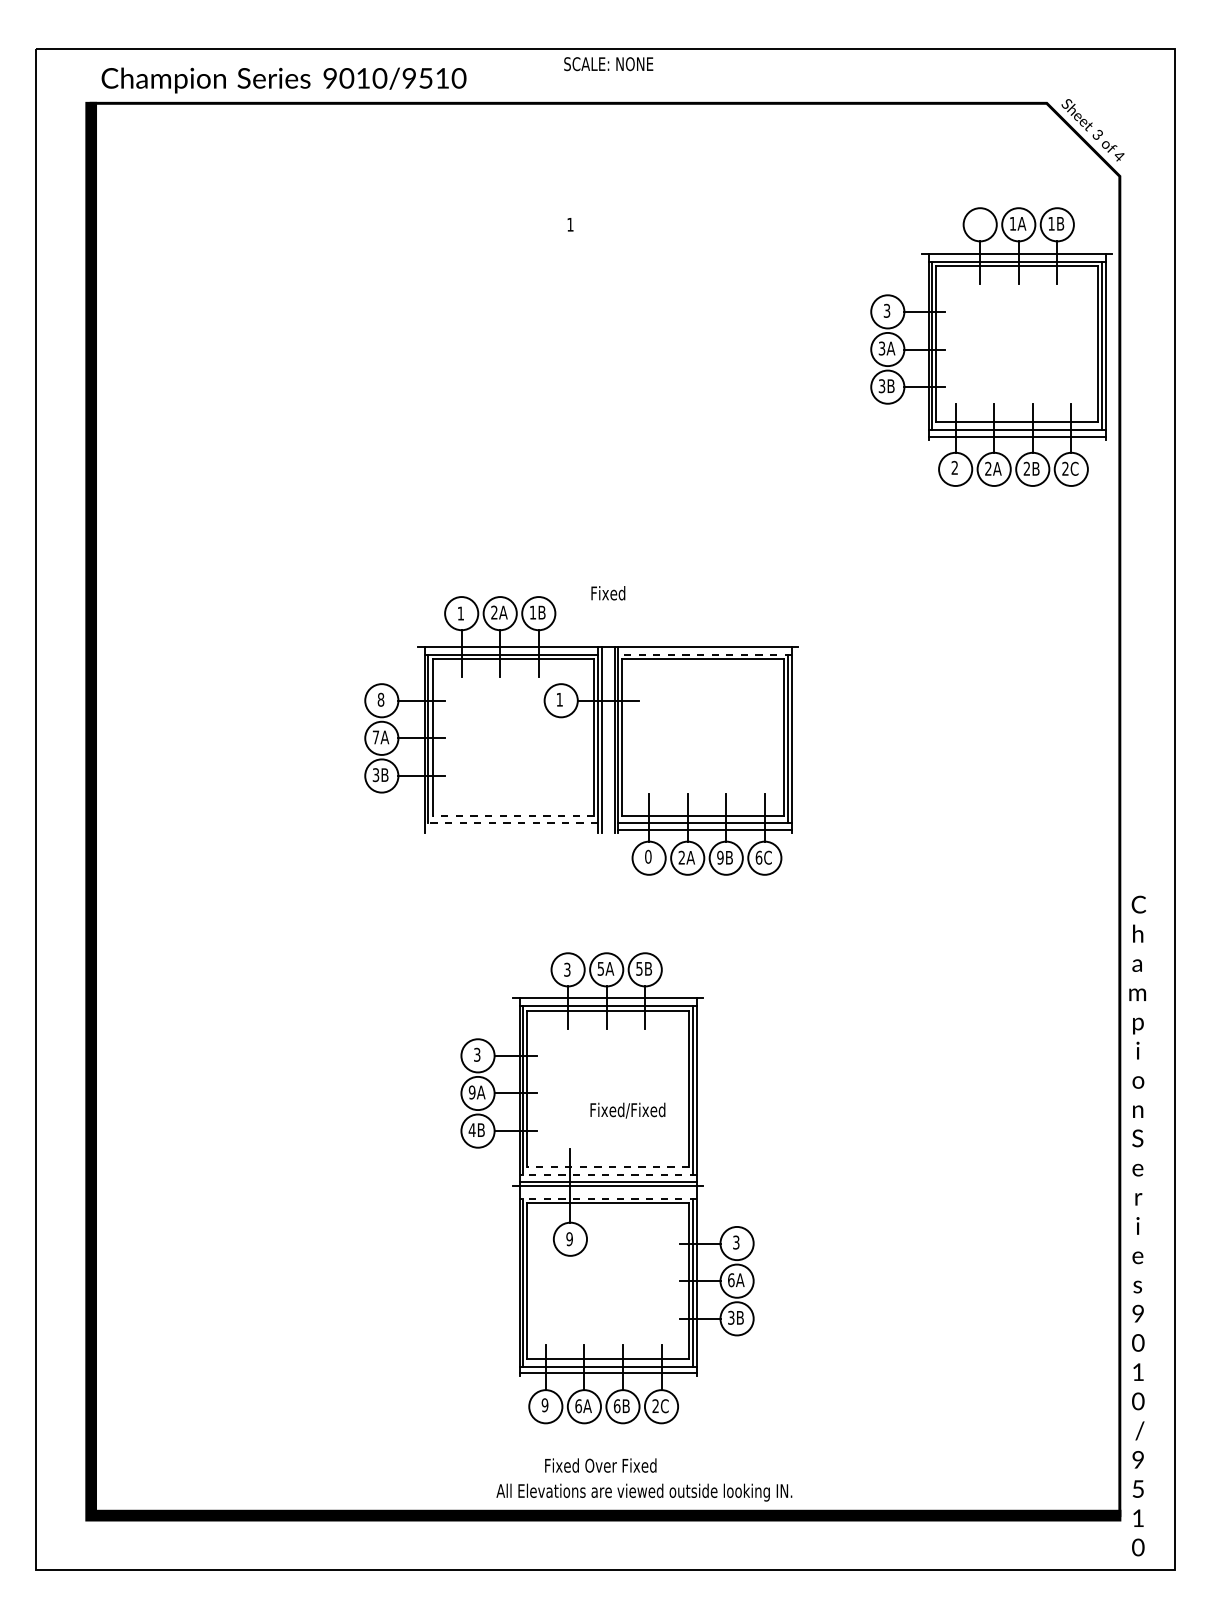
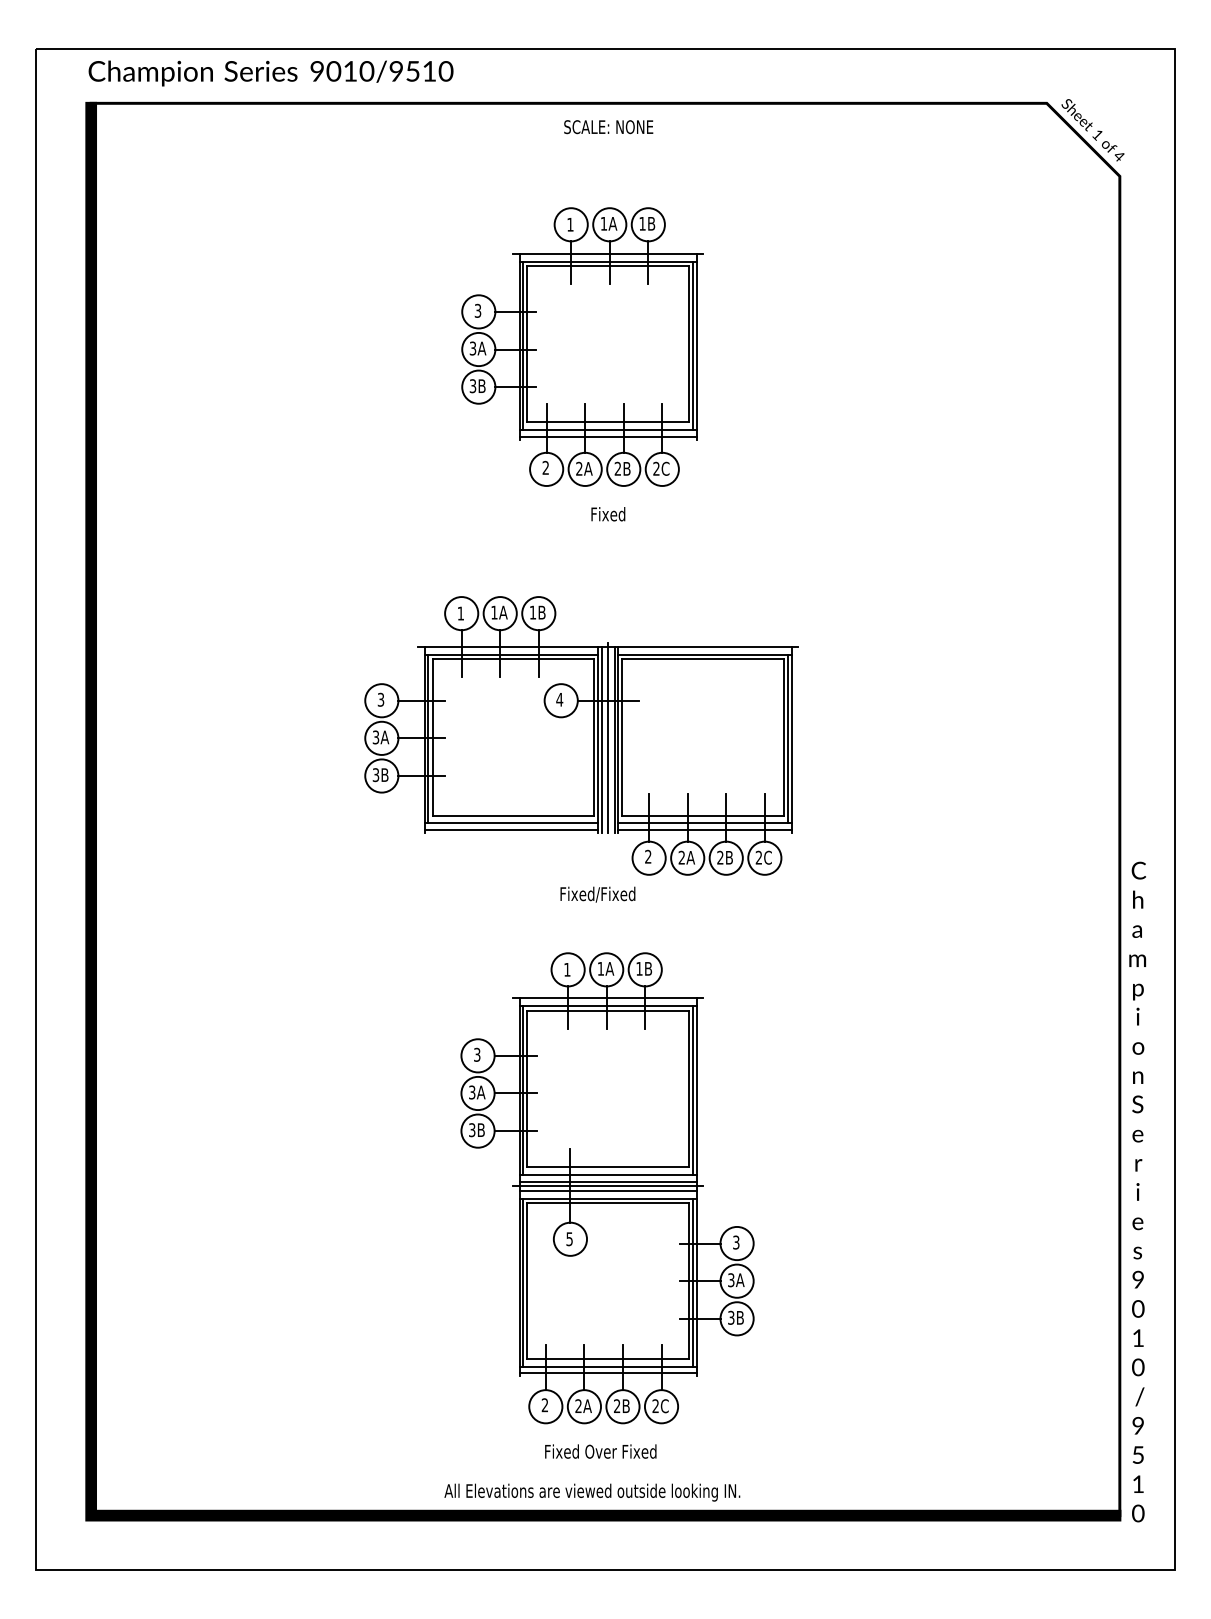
text position: (608, 64) -> (608, 127) (608, 127)
text position: (283, 80) -> (270, 73) (270, 73)
text: 3 -> 1 (1097, 134)
part position: (991, 346) -> (582, 346) (582, 346)
text position: (608, 593) -> (608, 514) (608, 514)
text: 2A -> 1A (494, 612)
line: dashed -> solid (705, 654)
text: 8 -> 3 (380, 699)
text: 1 -> 4 (559, 699)
text: 7A -> 3A (375, 737)
line: none -> present (608, 737)
line: dashed -> solid (513, 815)
line: dashed -> solid (511, 823)
line: none -> present (511, 829)
text: 0 -> 2 (648, 856)
text: 9B -> 2B (720, 857)
text: 6C -> 2C (758, 857)
text: 5A -> 1A (600, 968)
text: 5B -> 1B (639, 968)
text: 3 -> 1 (567, 969)
text: 9A -> 3A (471, 1092)
text position: (627, 1110) -> (597, 894) (597, 894)
text: 4B -> 3B (471, 1130)
line: dashed -> solid (608, 1166)
line: dashed -> solid (608, 1174)
line: none -> present (608, 1190)
line: dashed -> solid (608, 1198)
text position: (1137, 1225) -> (1137, 1191) (1137, 1191)
text: 9 -> 5 (569, 1238)
text: 6A -> 3A (731, 1280)
text: 9 -> 2 (544, 1405)
text: 6A -> 2A (578, 1406)
text: 6B -> 2B (616, 1406)
text position: (600, 1465) -> (600, 1451) (600, 1451)
text position: (644, 1492) -> (592, 1492) (592, 1492)
